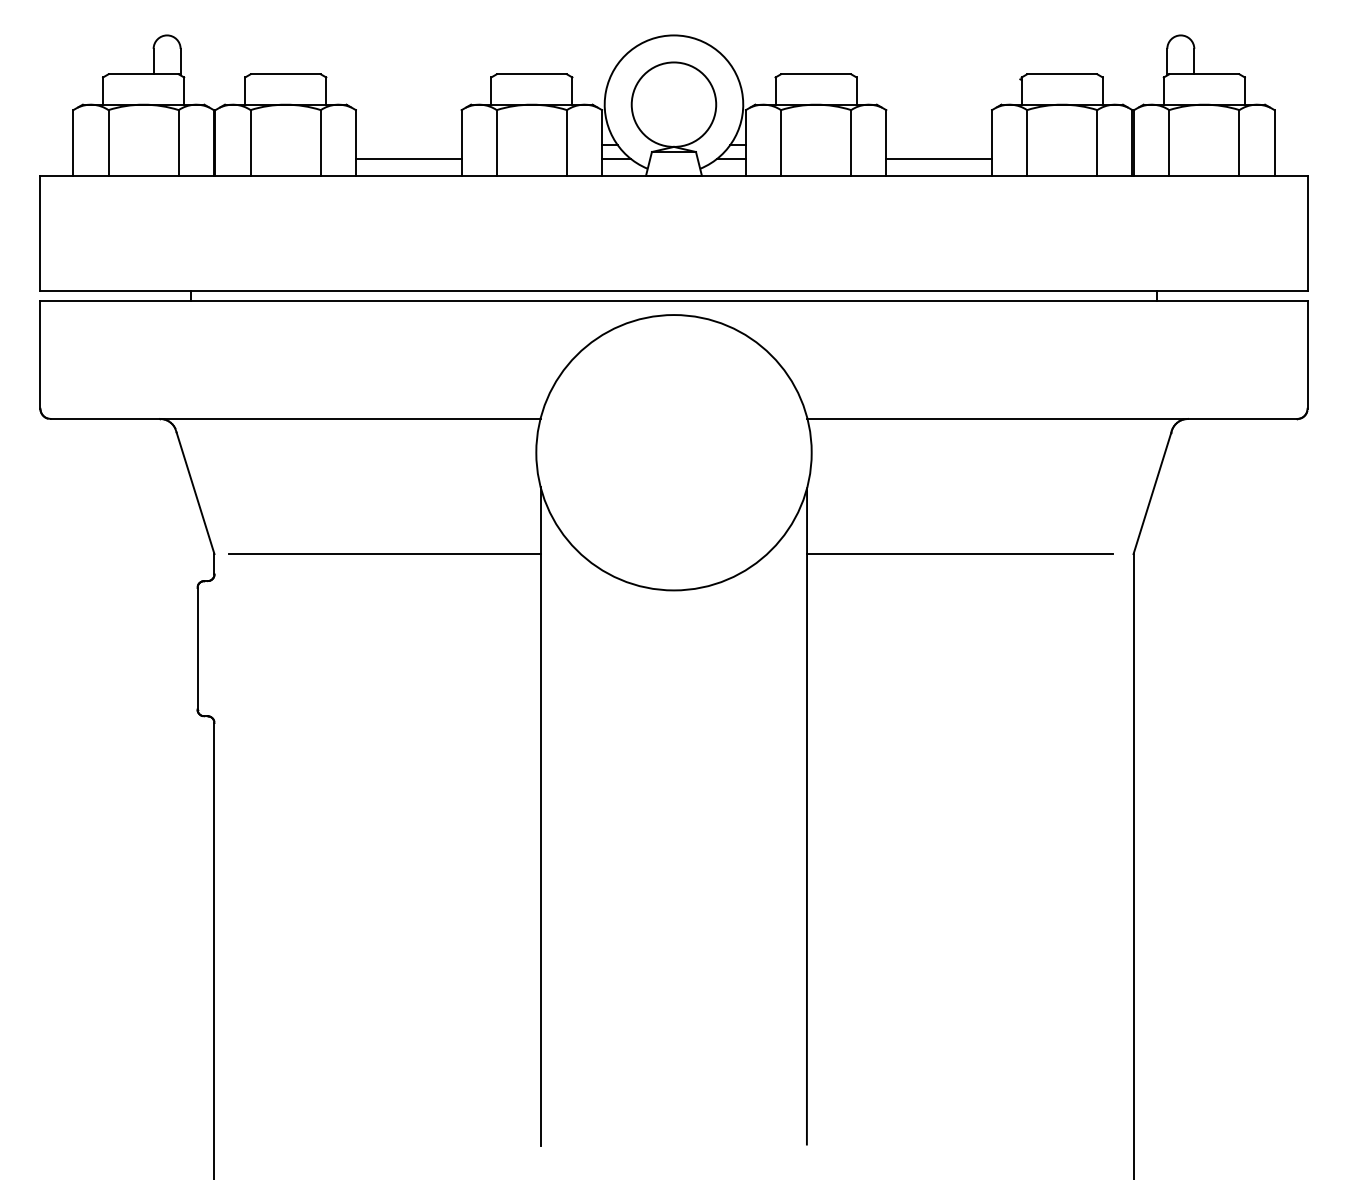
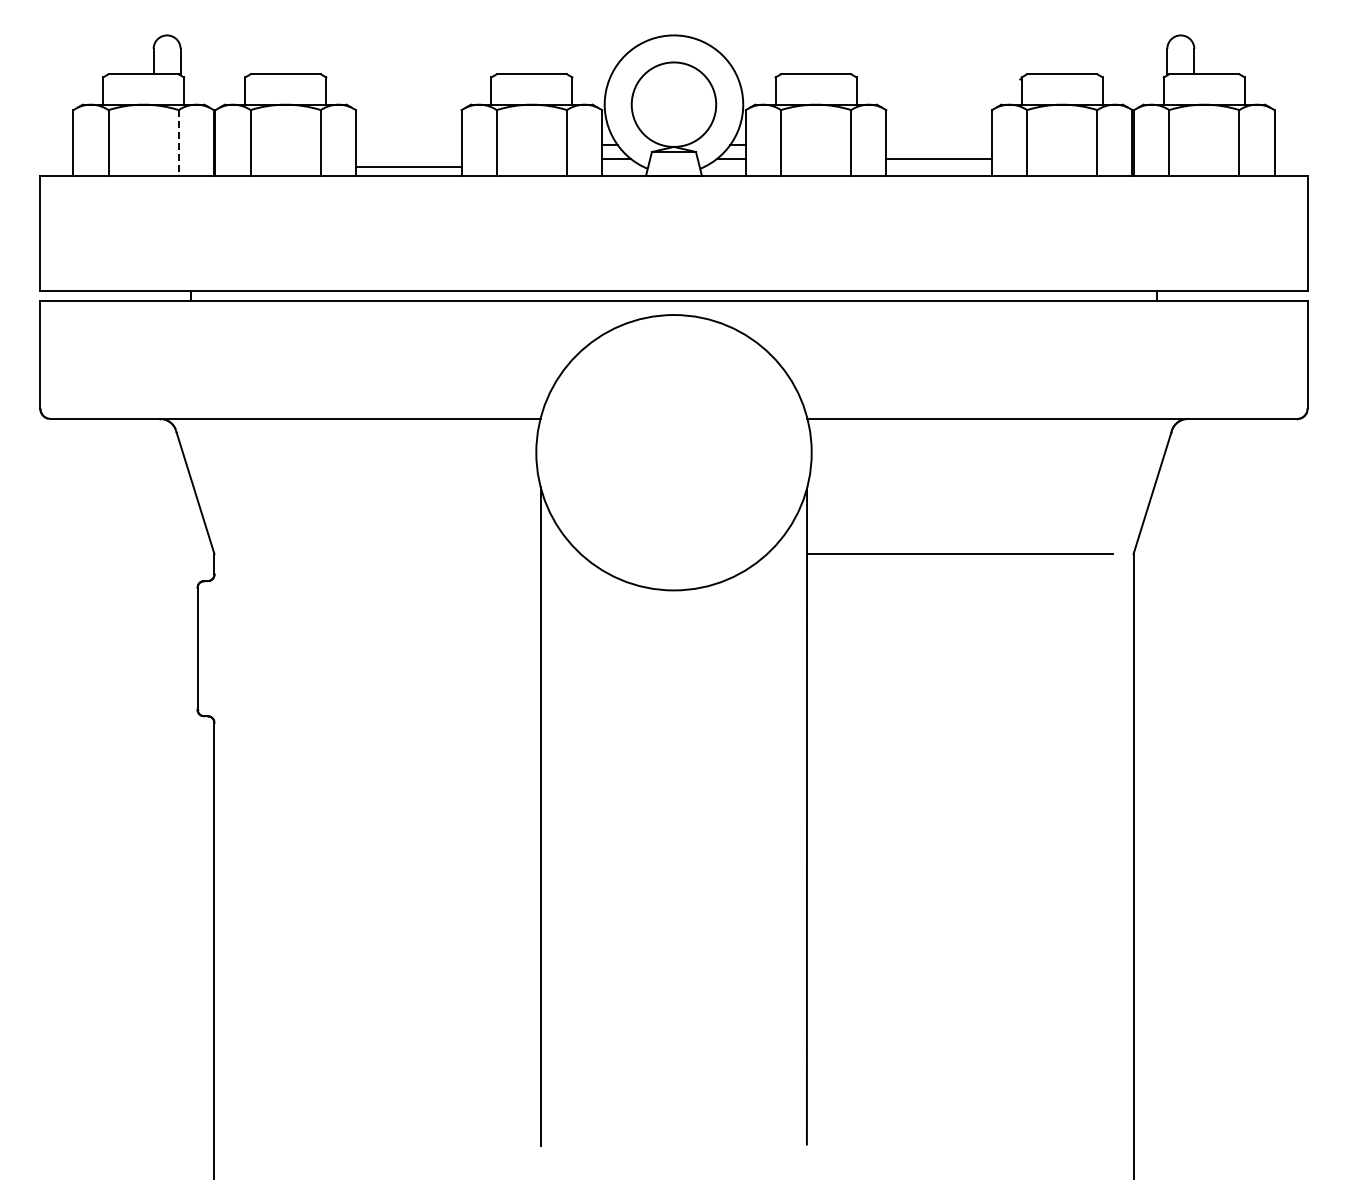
line: solid -> dashed (178, 142)
line position: (408, 158) -> (408, 166) (408, 166)
line: present -> none (384, 554)
